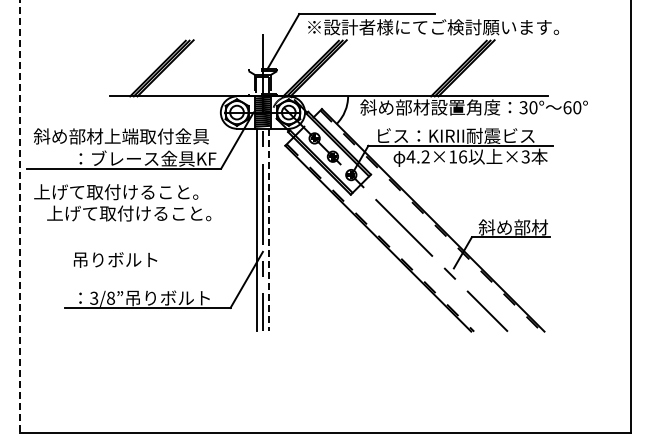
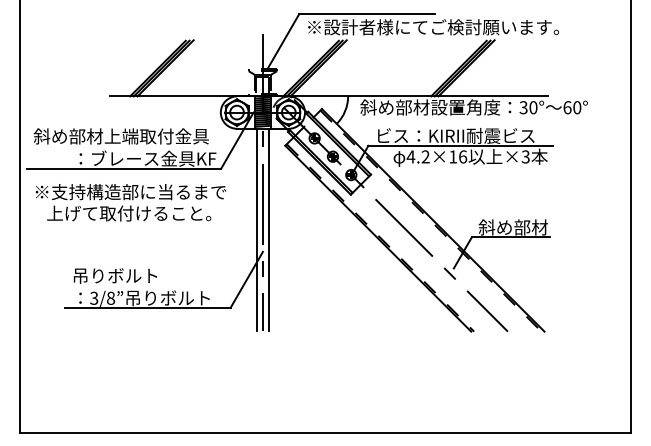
text: 上げて取付けること。 -> ※支持構造部に当るまで (130, 192)
line: dashed -> solid (19, 216)
line: dashed -> solid (268, 229)
text position: (115, 259) -> (115, 275) (115, 275)
